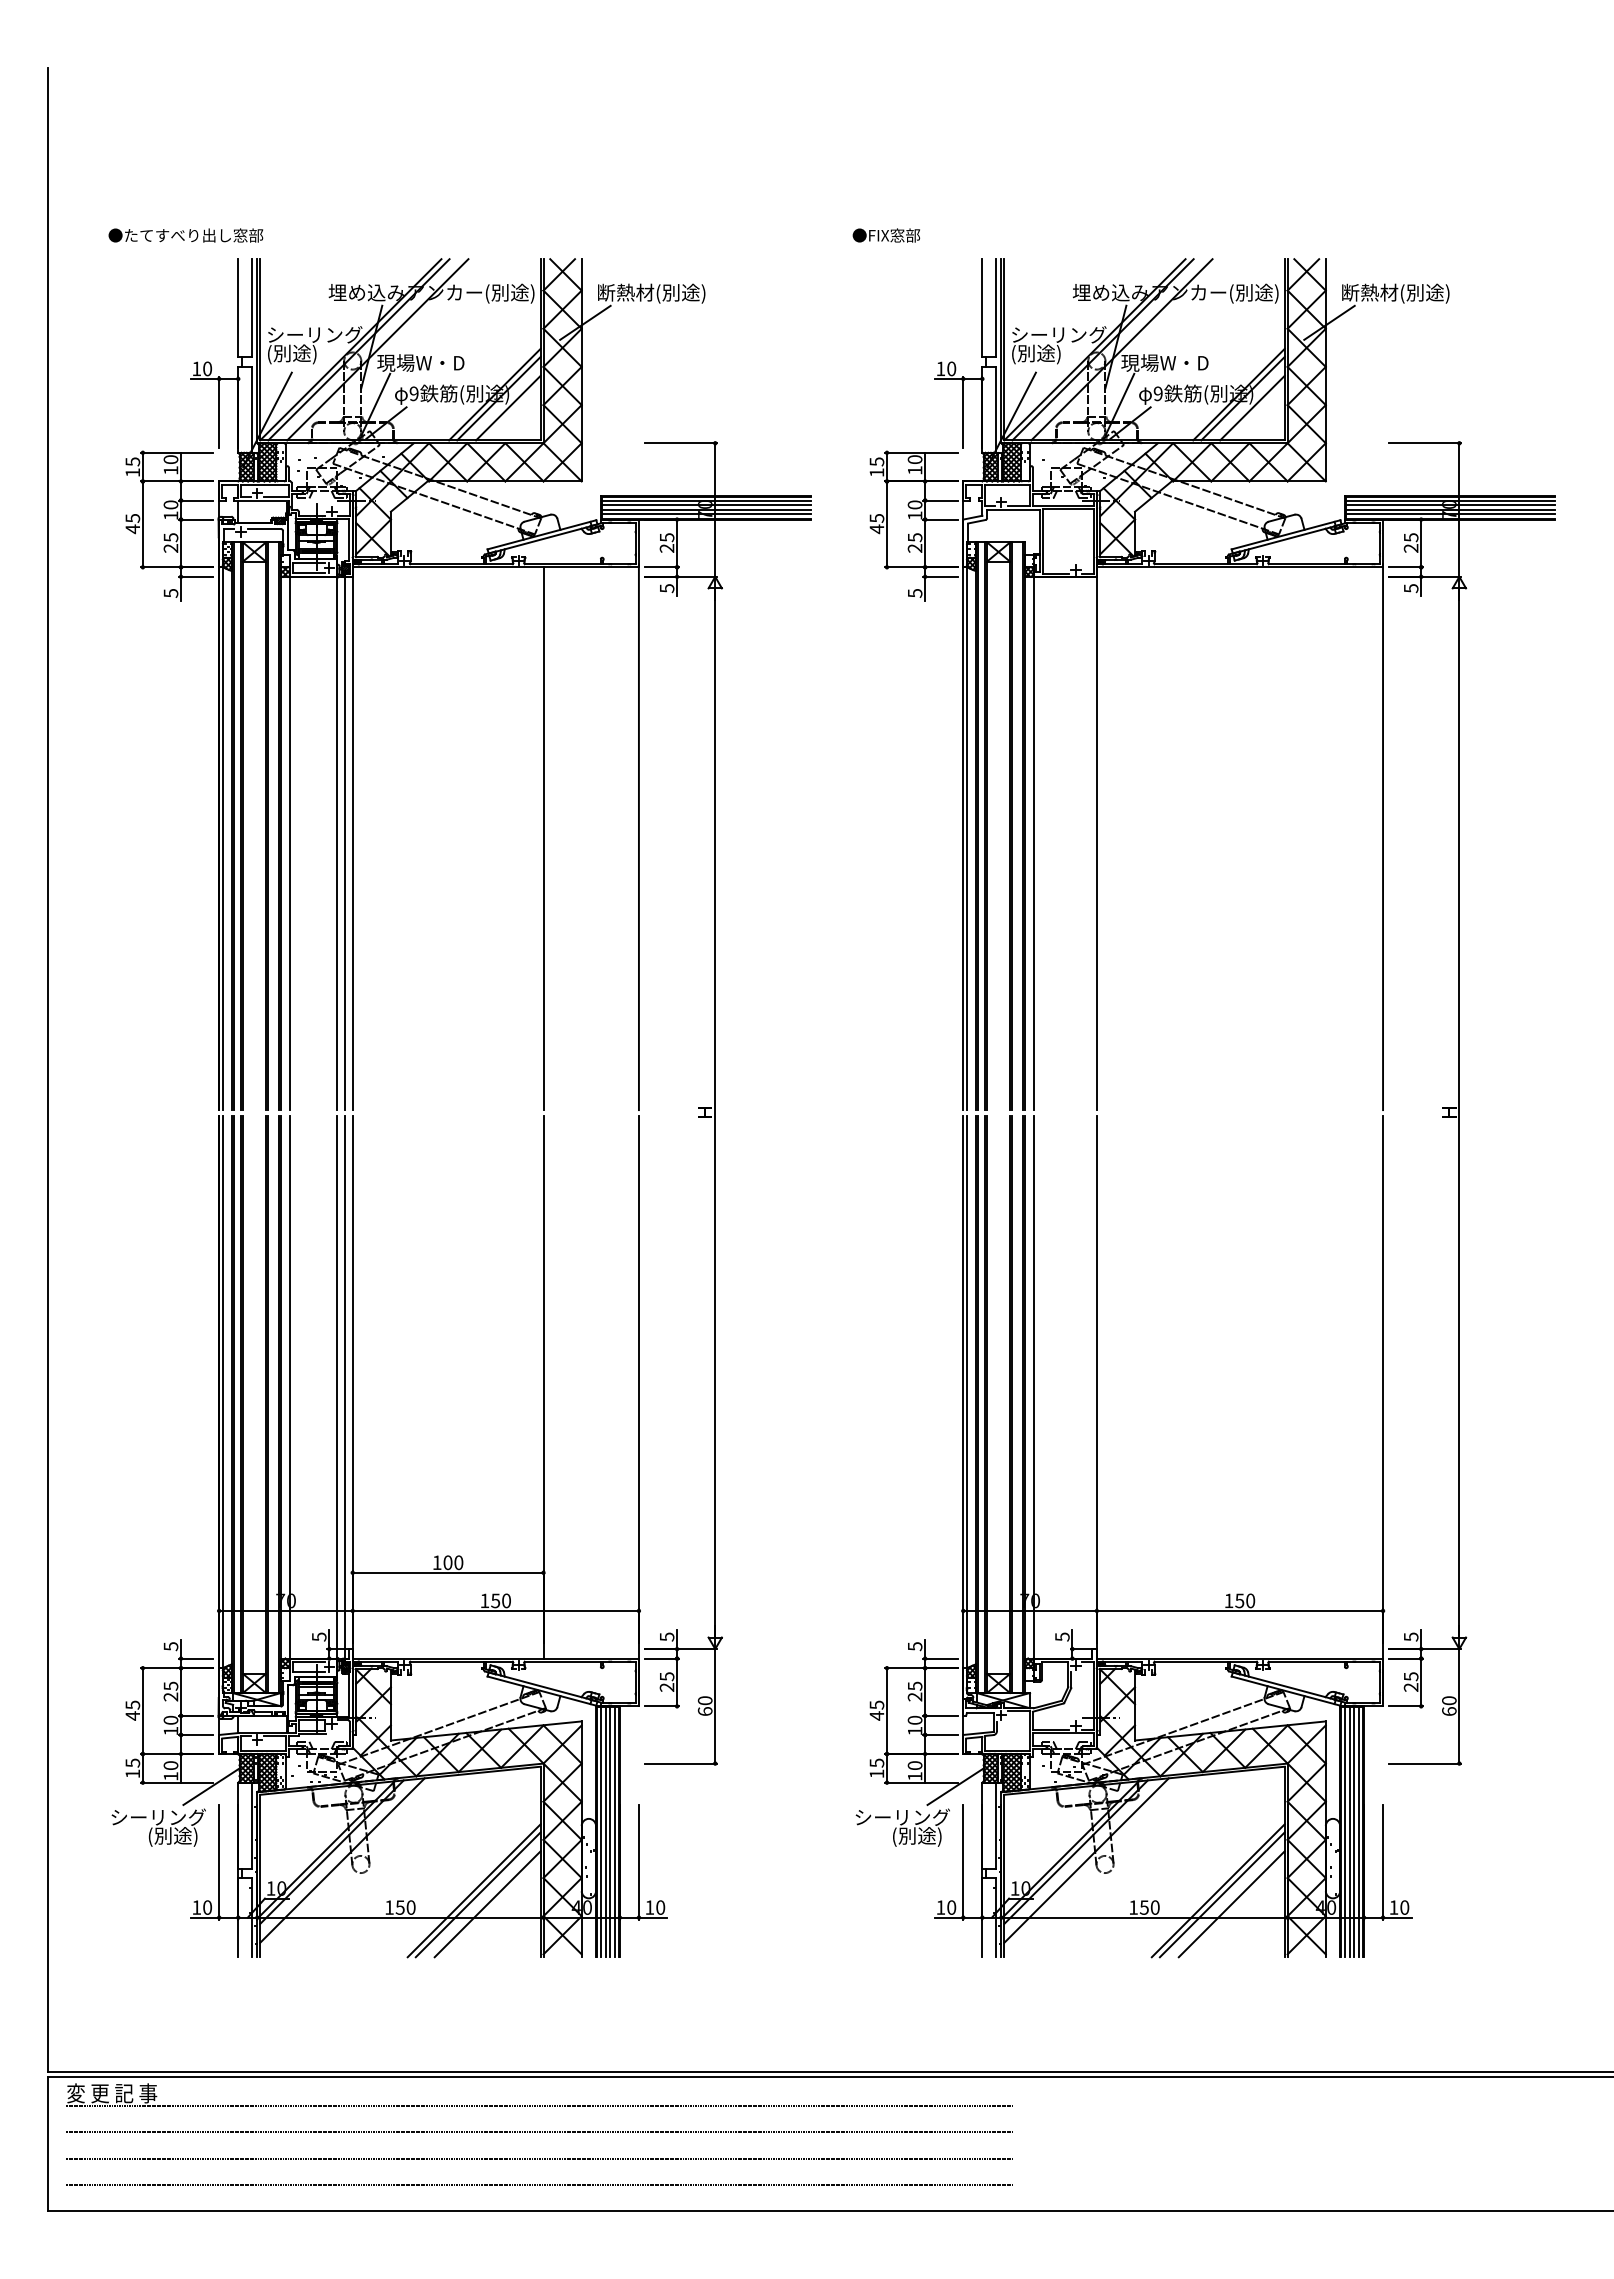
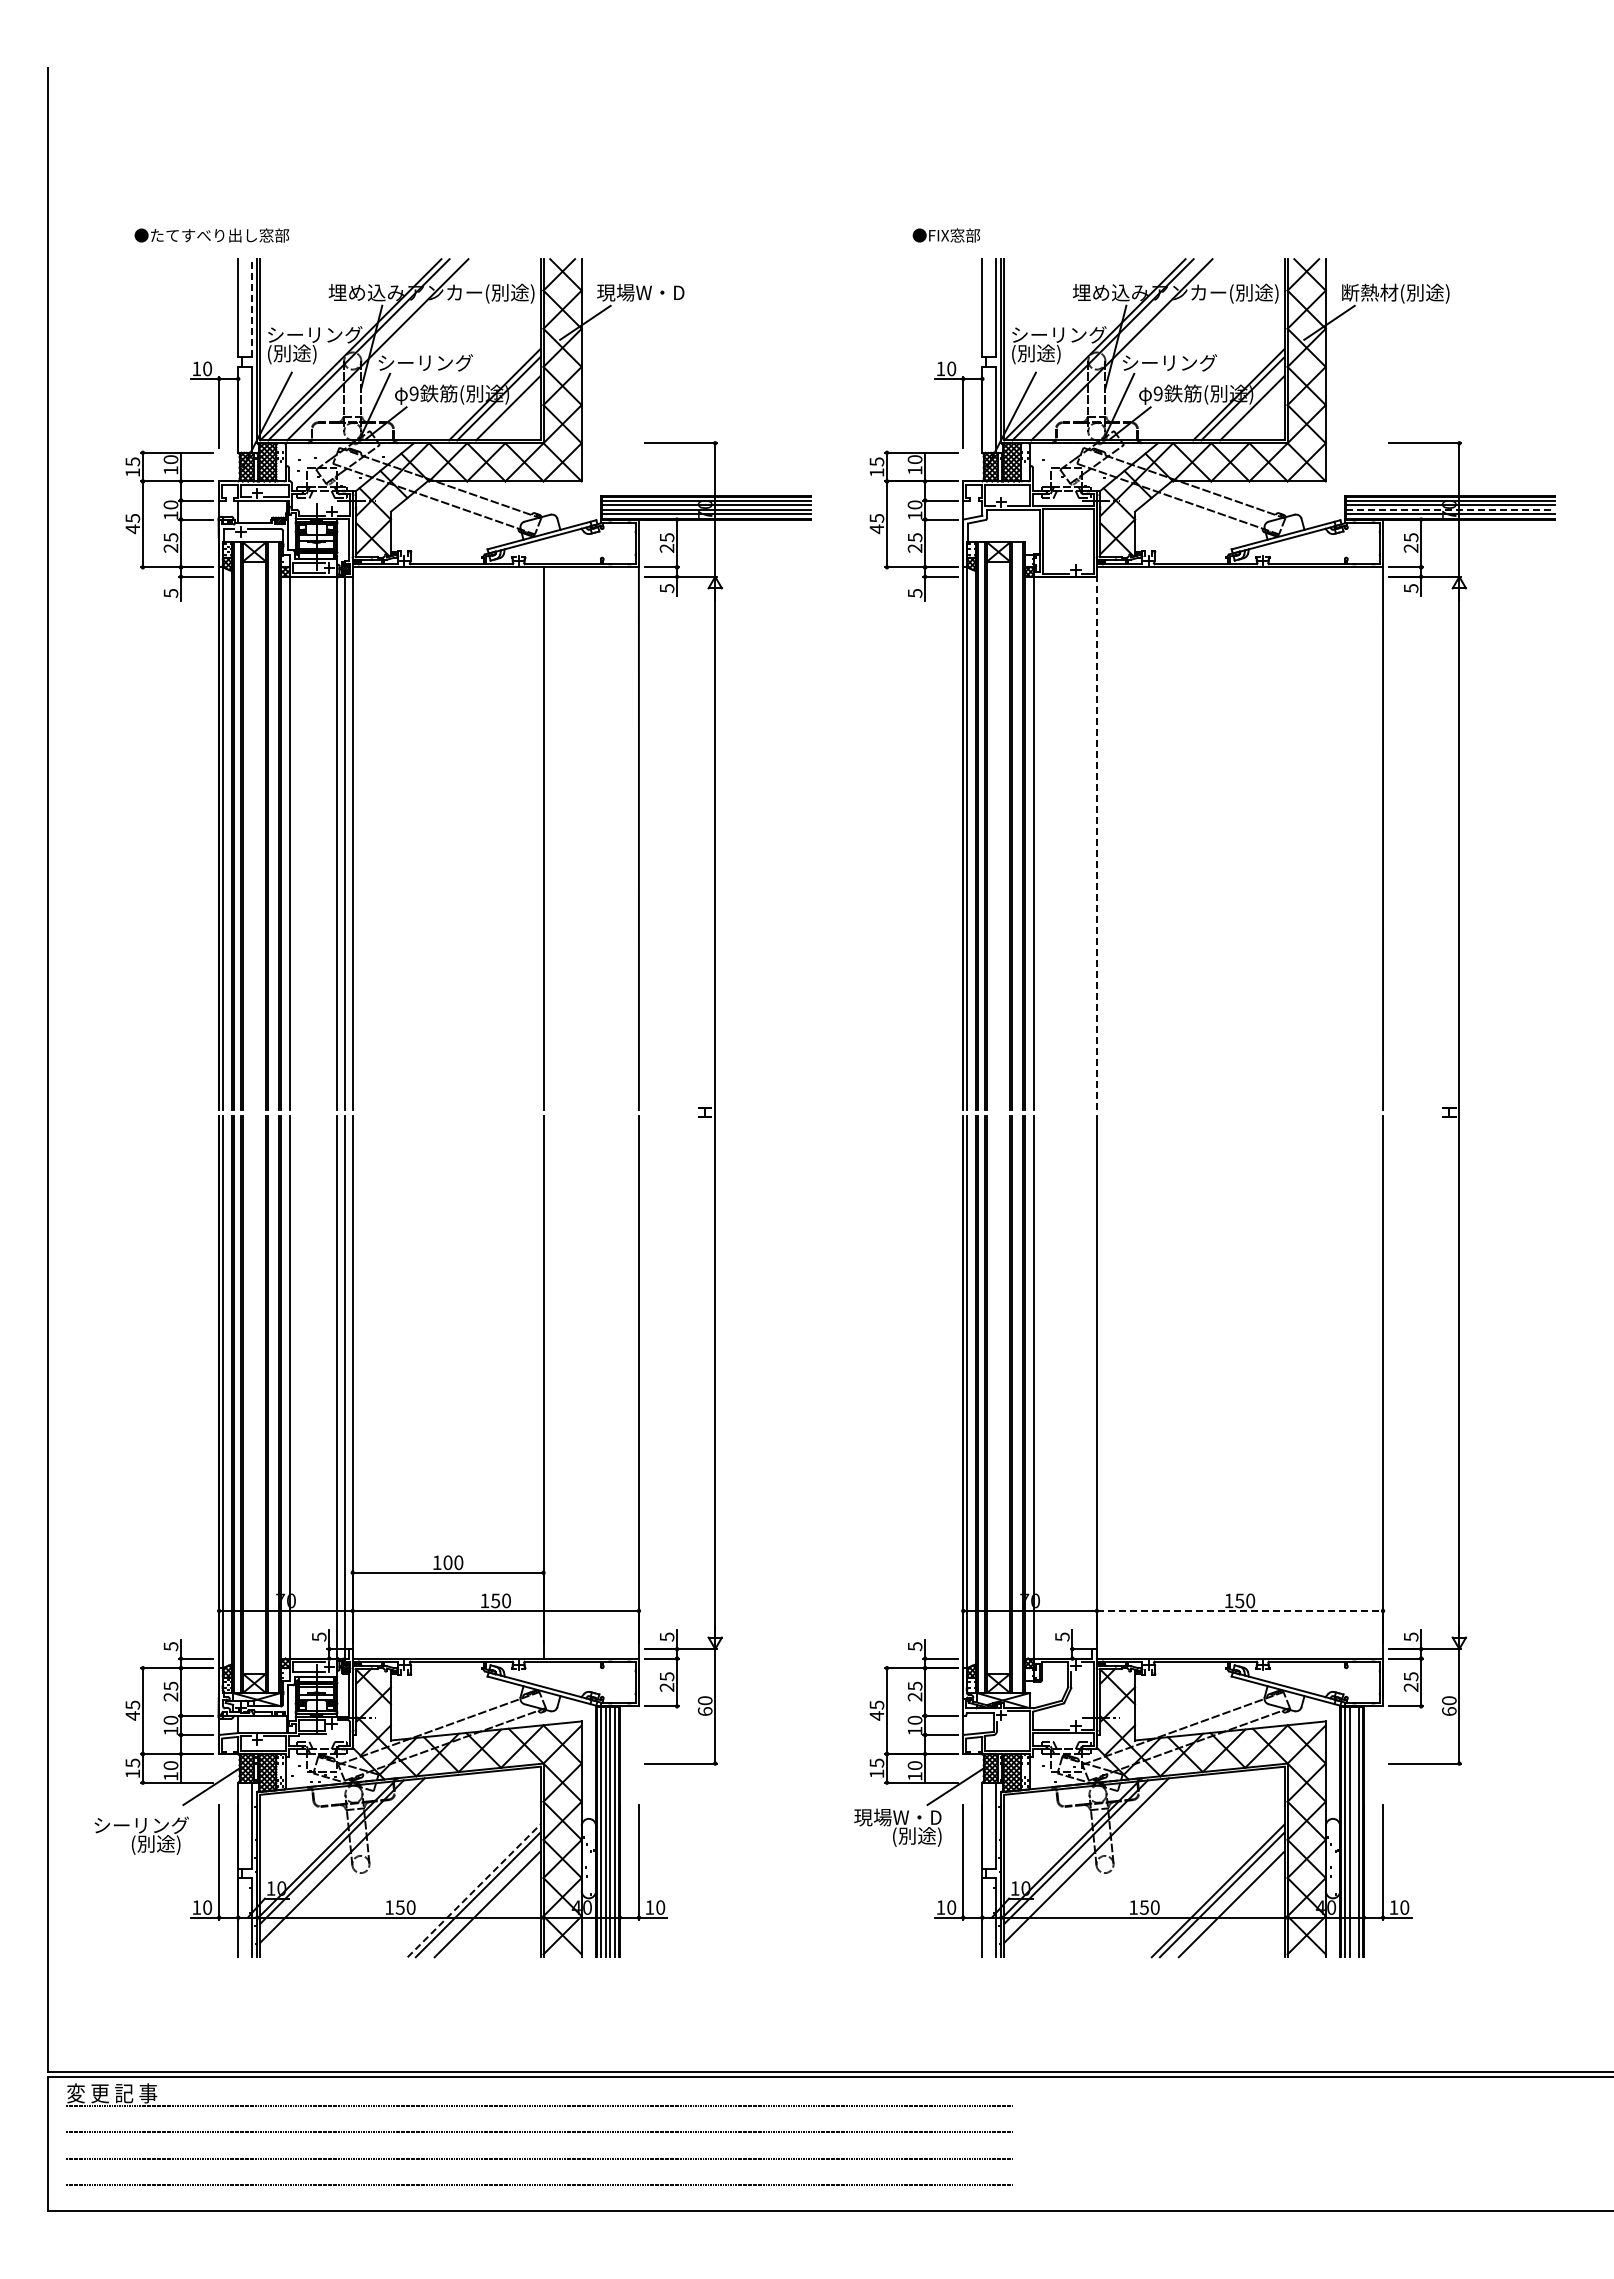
text position: (185, 235) -> (211, 235) (211, 235)
text position: (886, 235) -> (946, 235) (946, 235)
text: 断熱材(別途) -> 現場W・D (651, 293)
line: solid -> dashed (251, 307)
text: 現場W・D -> シーリング (424, 362)
text: 現場W・D -> シーリング (1169, 362)
line: solid -> dashed (1450, 509)
line: solid -> dashed (1096, 800)
line: solid -> dashed (1240, 1610)
text: シーリング -> 現場W・D (901, 1817)
text position: (158, 1827) -> (141, 1835) (141, 1835)
line: present -> none (1354, 1832)
line: solid -> dashed (474, 1890)
